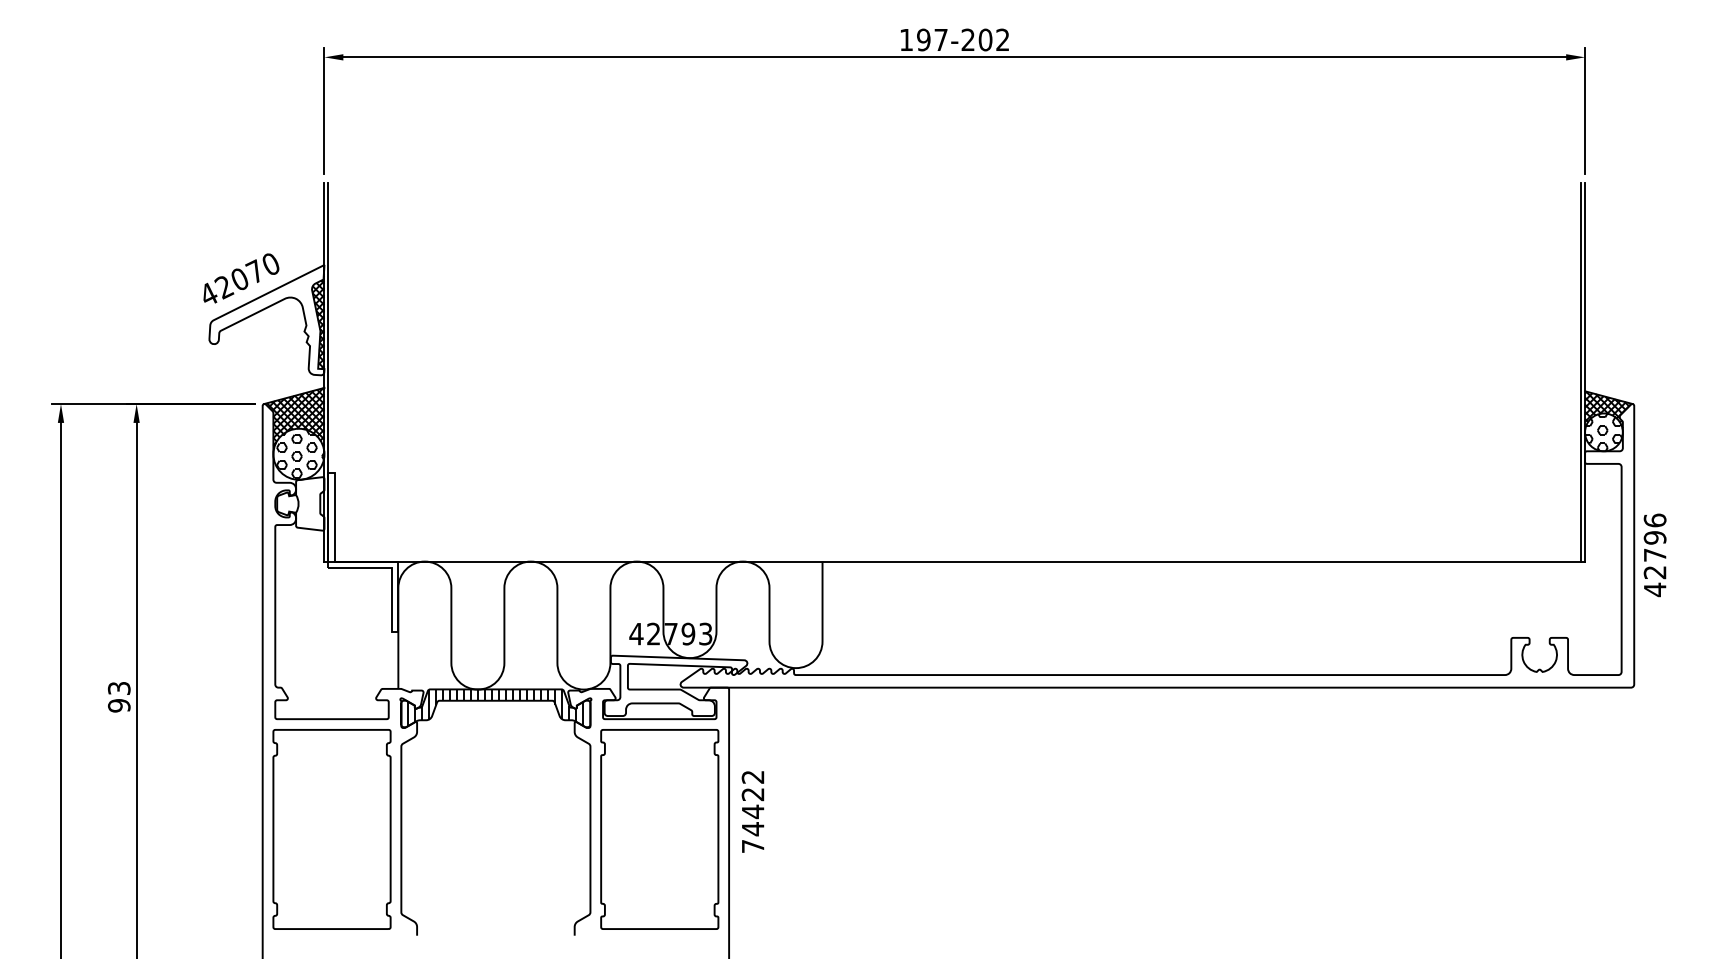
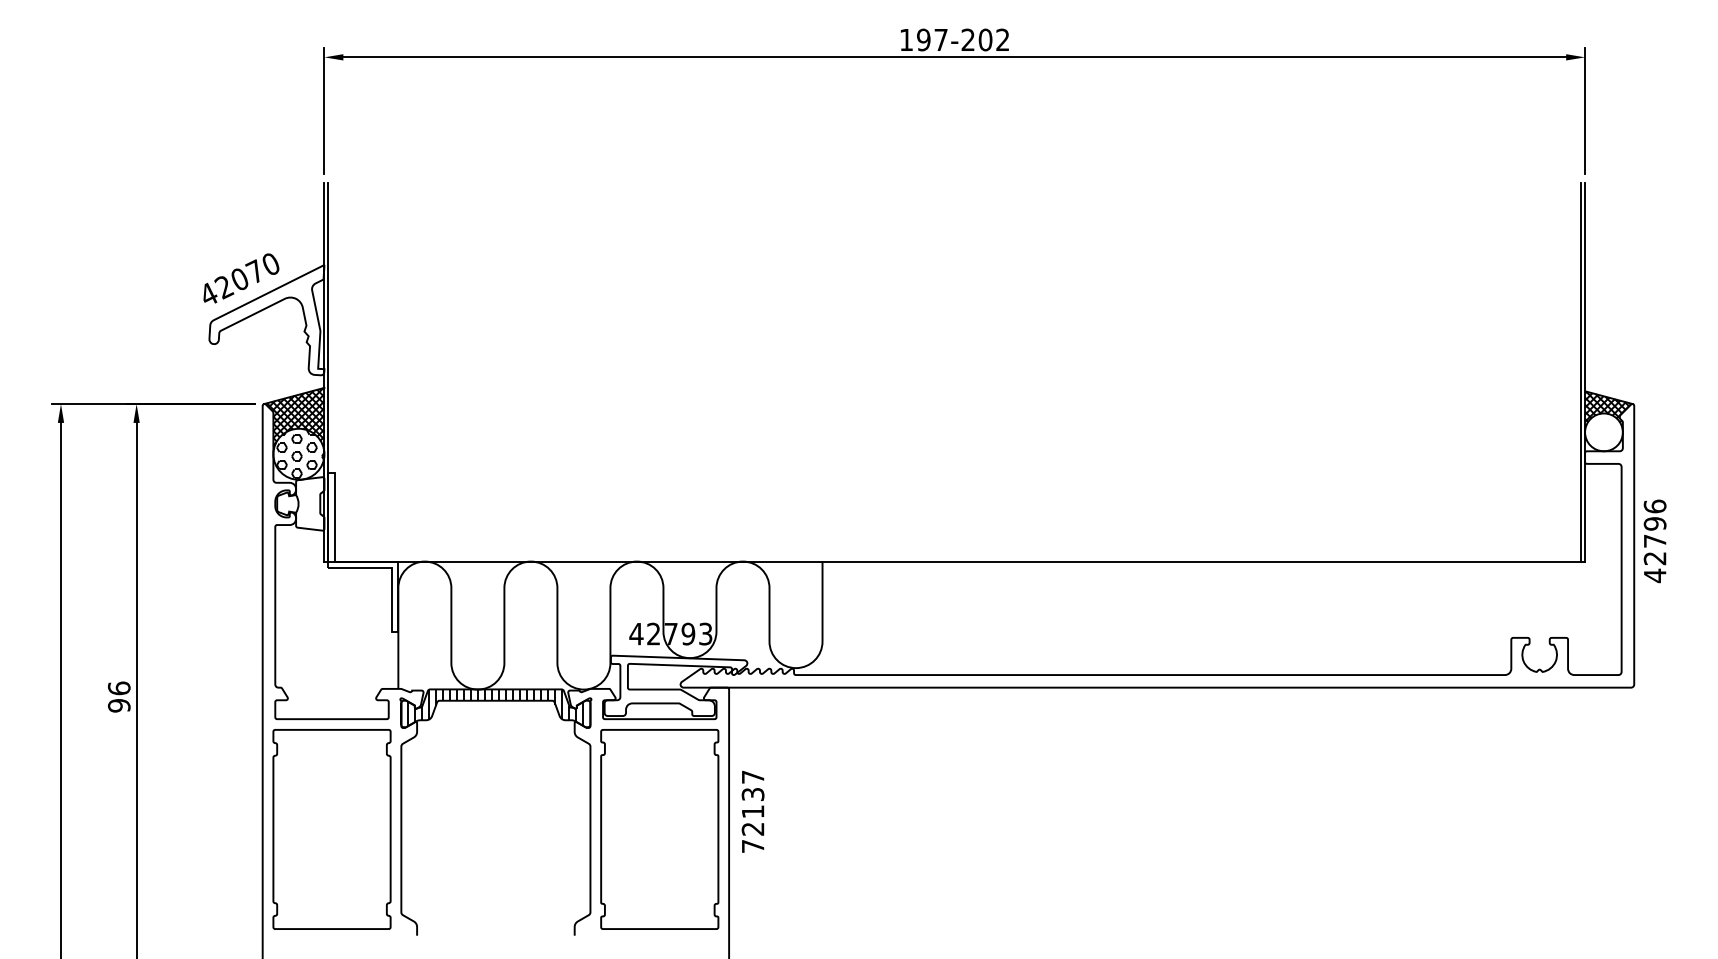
hatch: present -> none (318, 317)
hatch: present -> none (1603, 432)
text position: (1654, 555) -> (1654, 541) (1654, 541)
text: 93 -> 96 (118, 688)
text: 74422 -> 72137 (752, 803)
